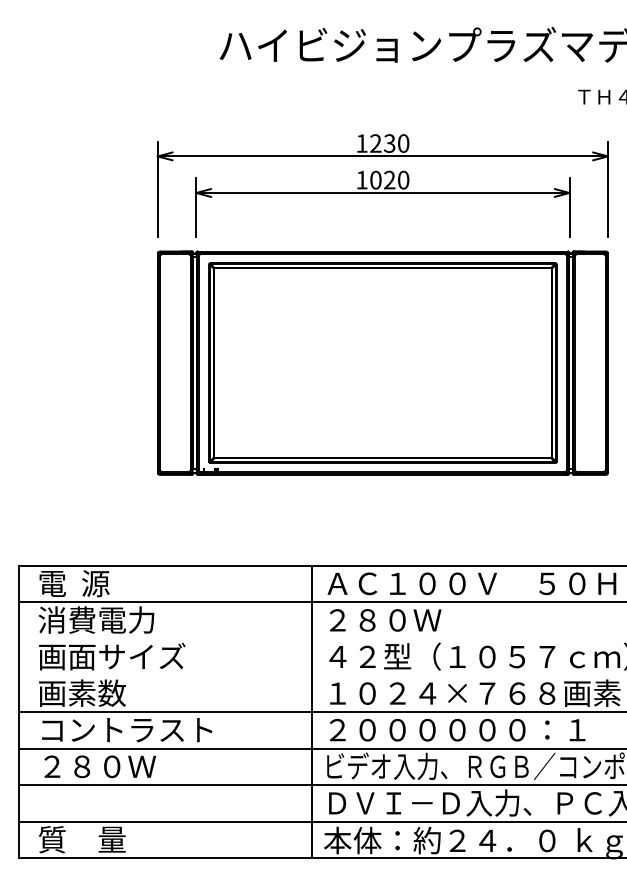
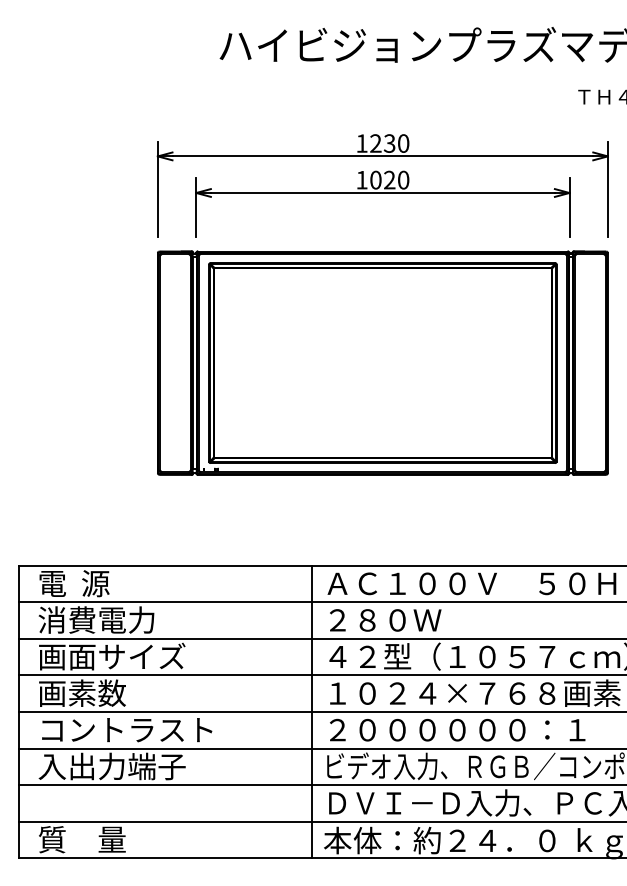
line: none -> present (321, 638)
line: none -> present (321, 675)
text: ２８０Ｗ -> 入出力端子 (111, 766)
